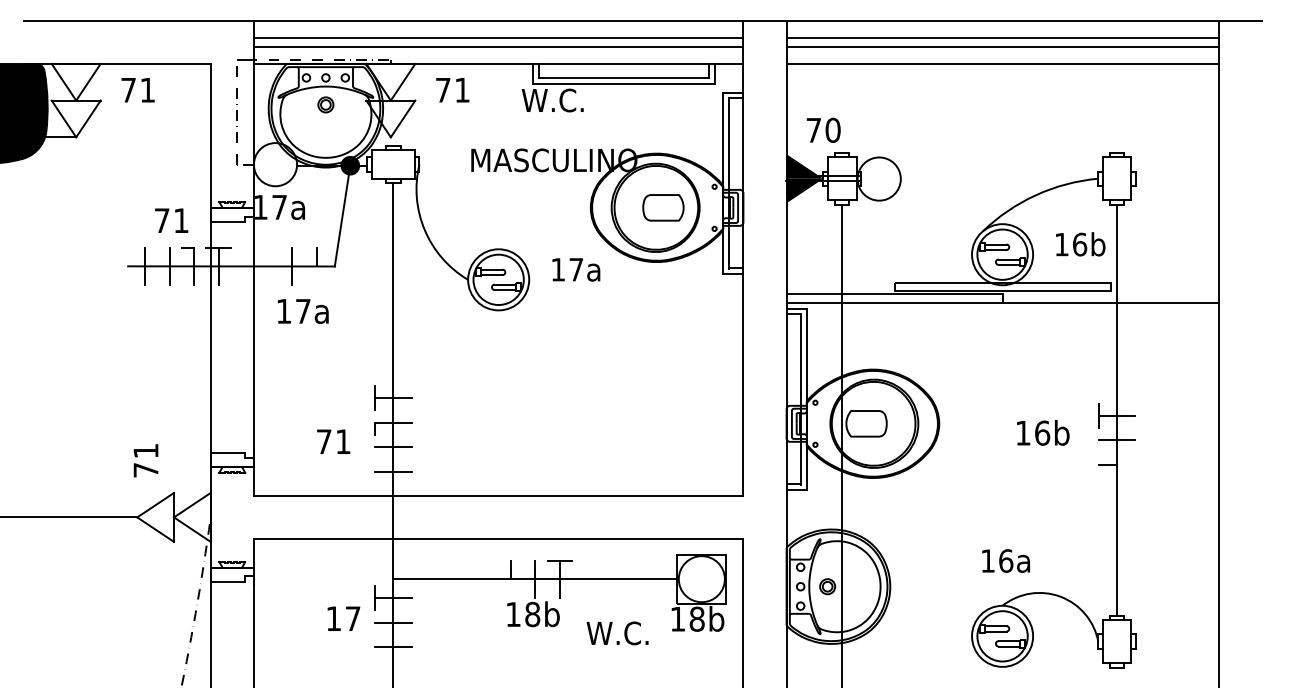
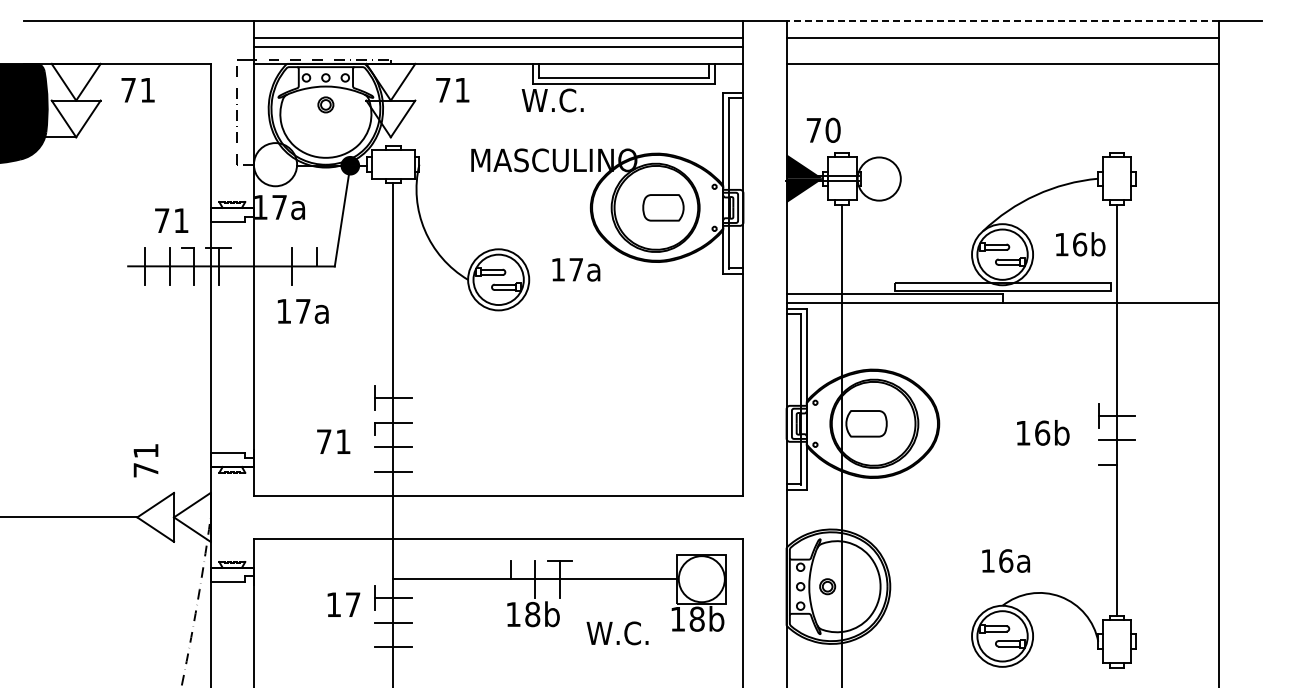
line: solid -> dashed (1002, 20)
line: present -> none (1002, 46)
text position: (343, 618) -> (343, 604) (343, 604)
